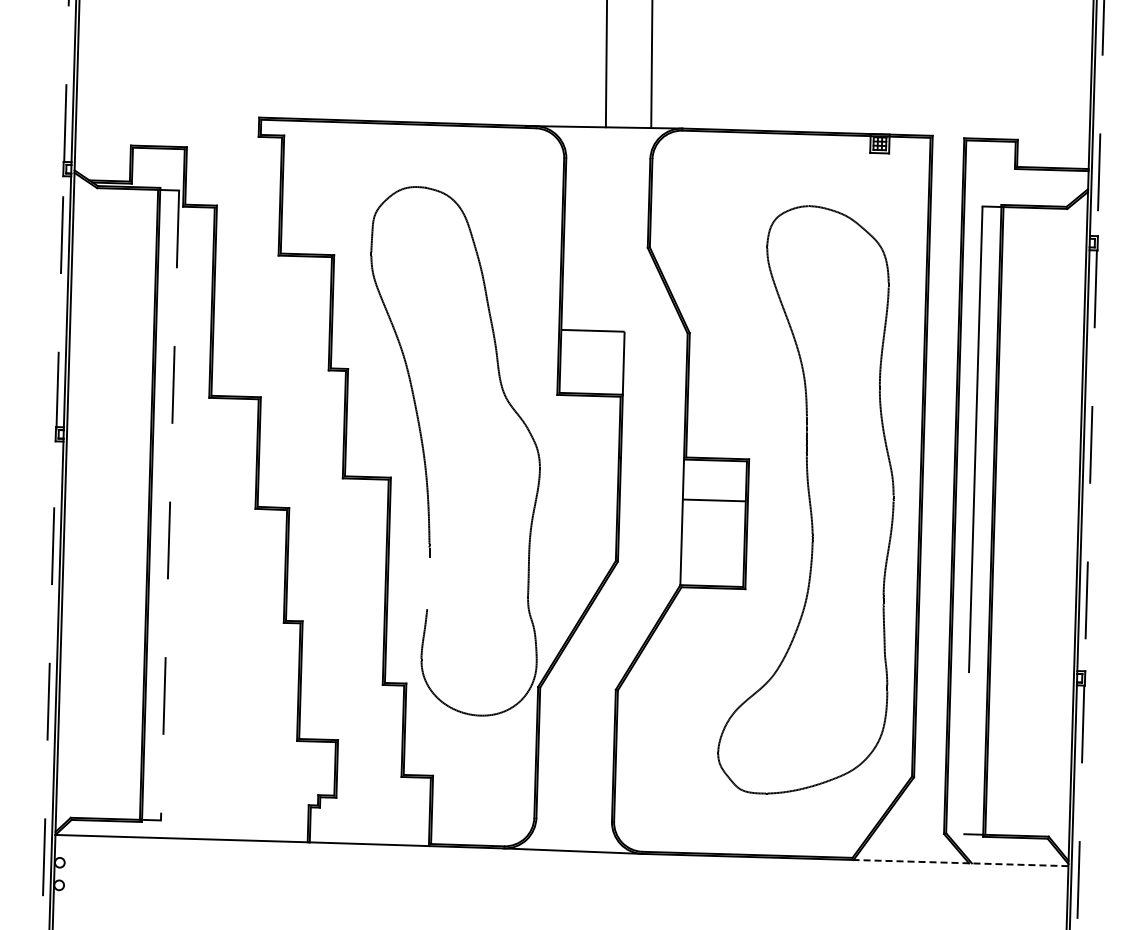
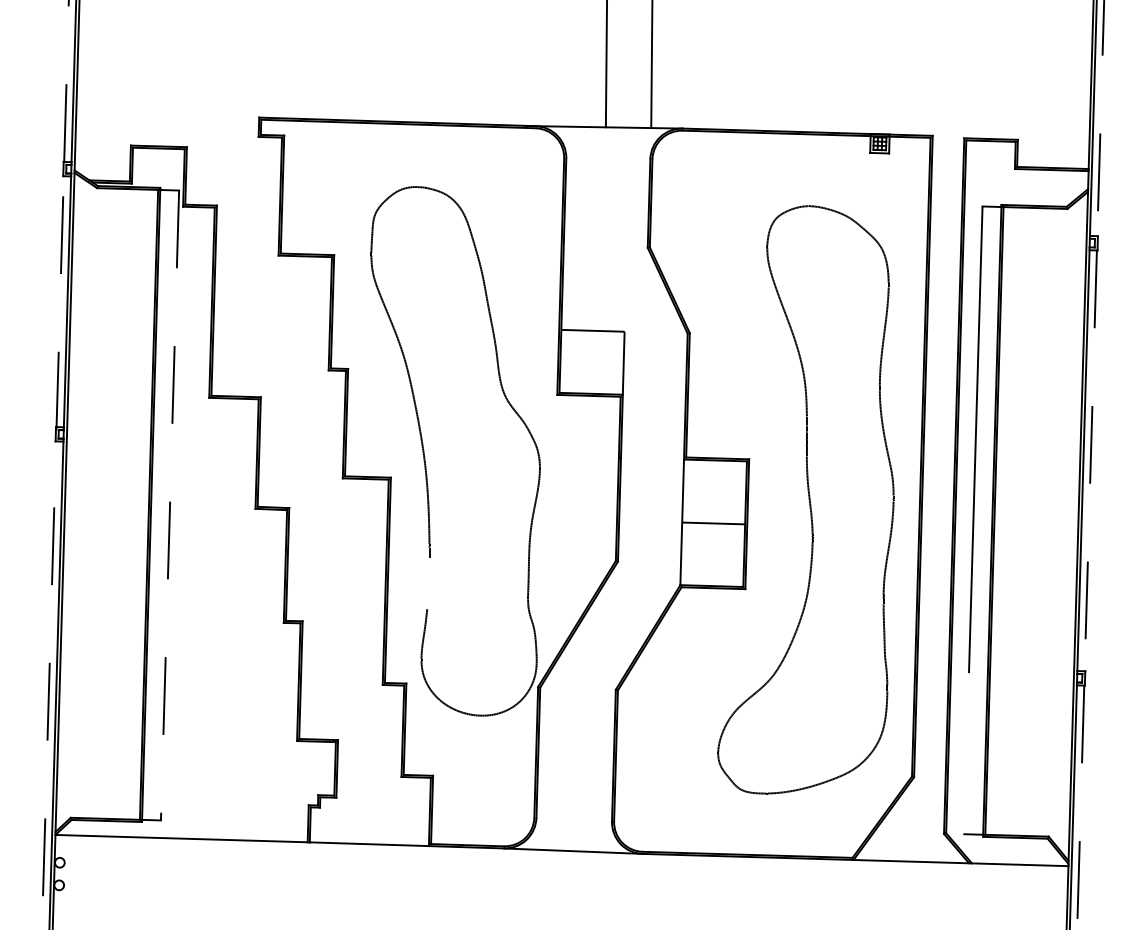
line position: (714, 500) -> (713, 523) (713, 523)
line: dashed -> solid (960, 863)
